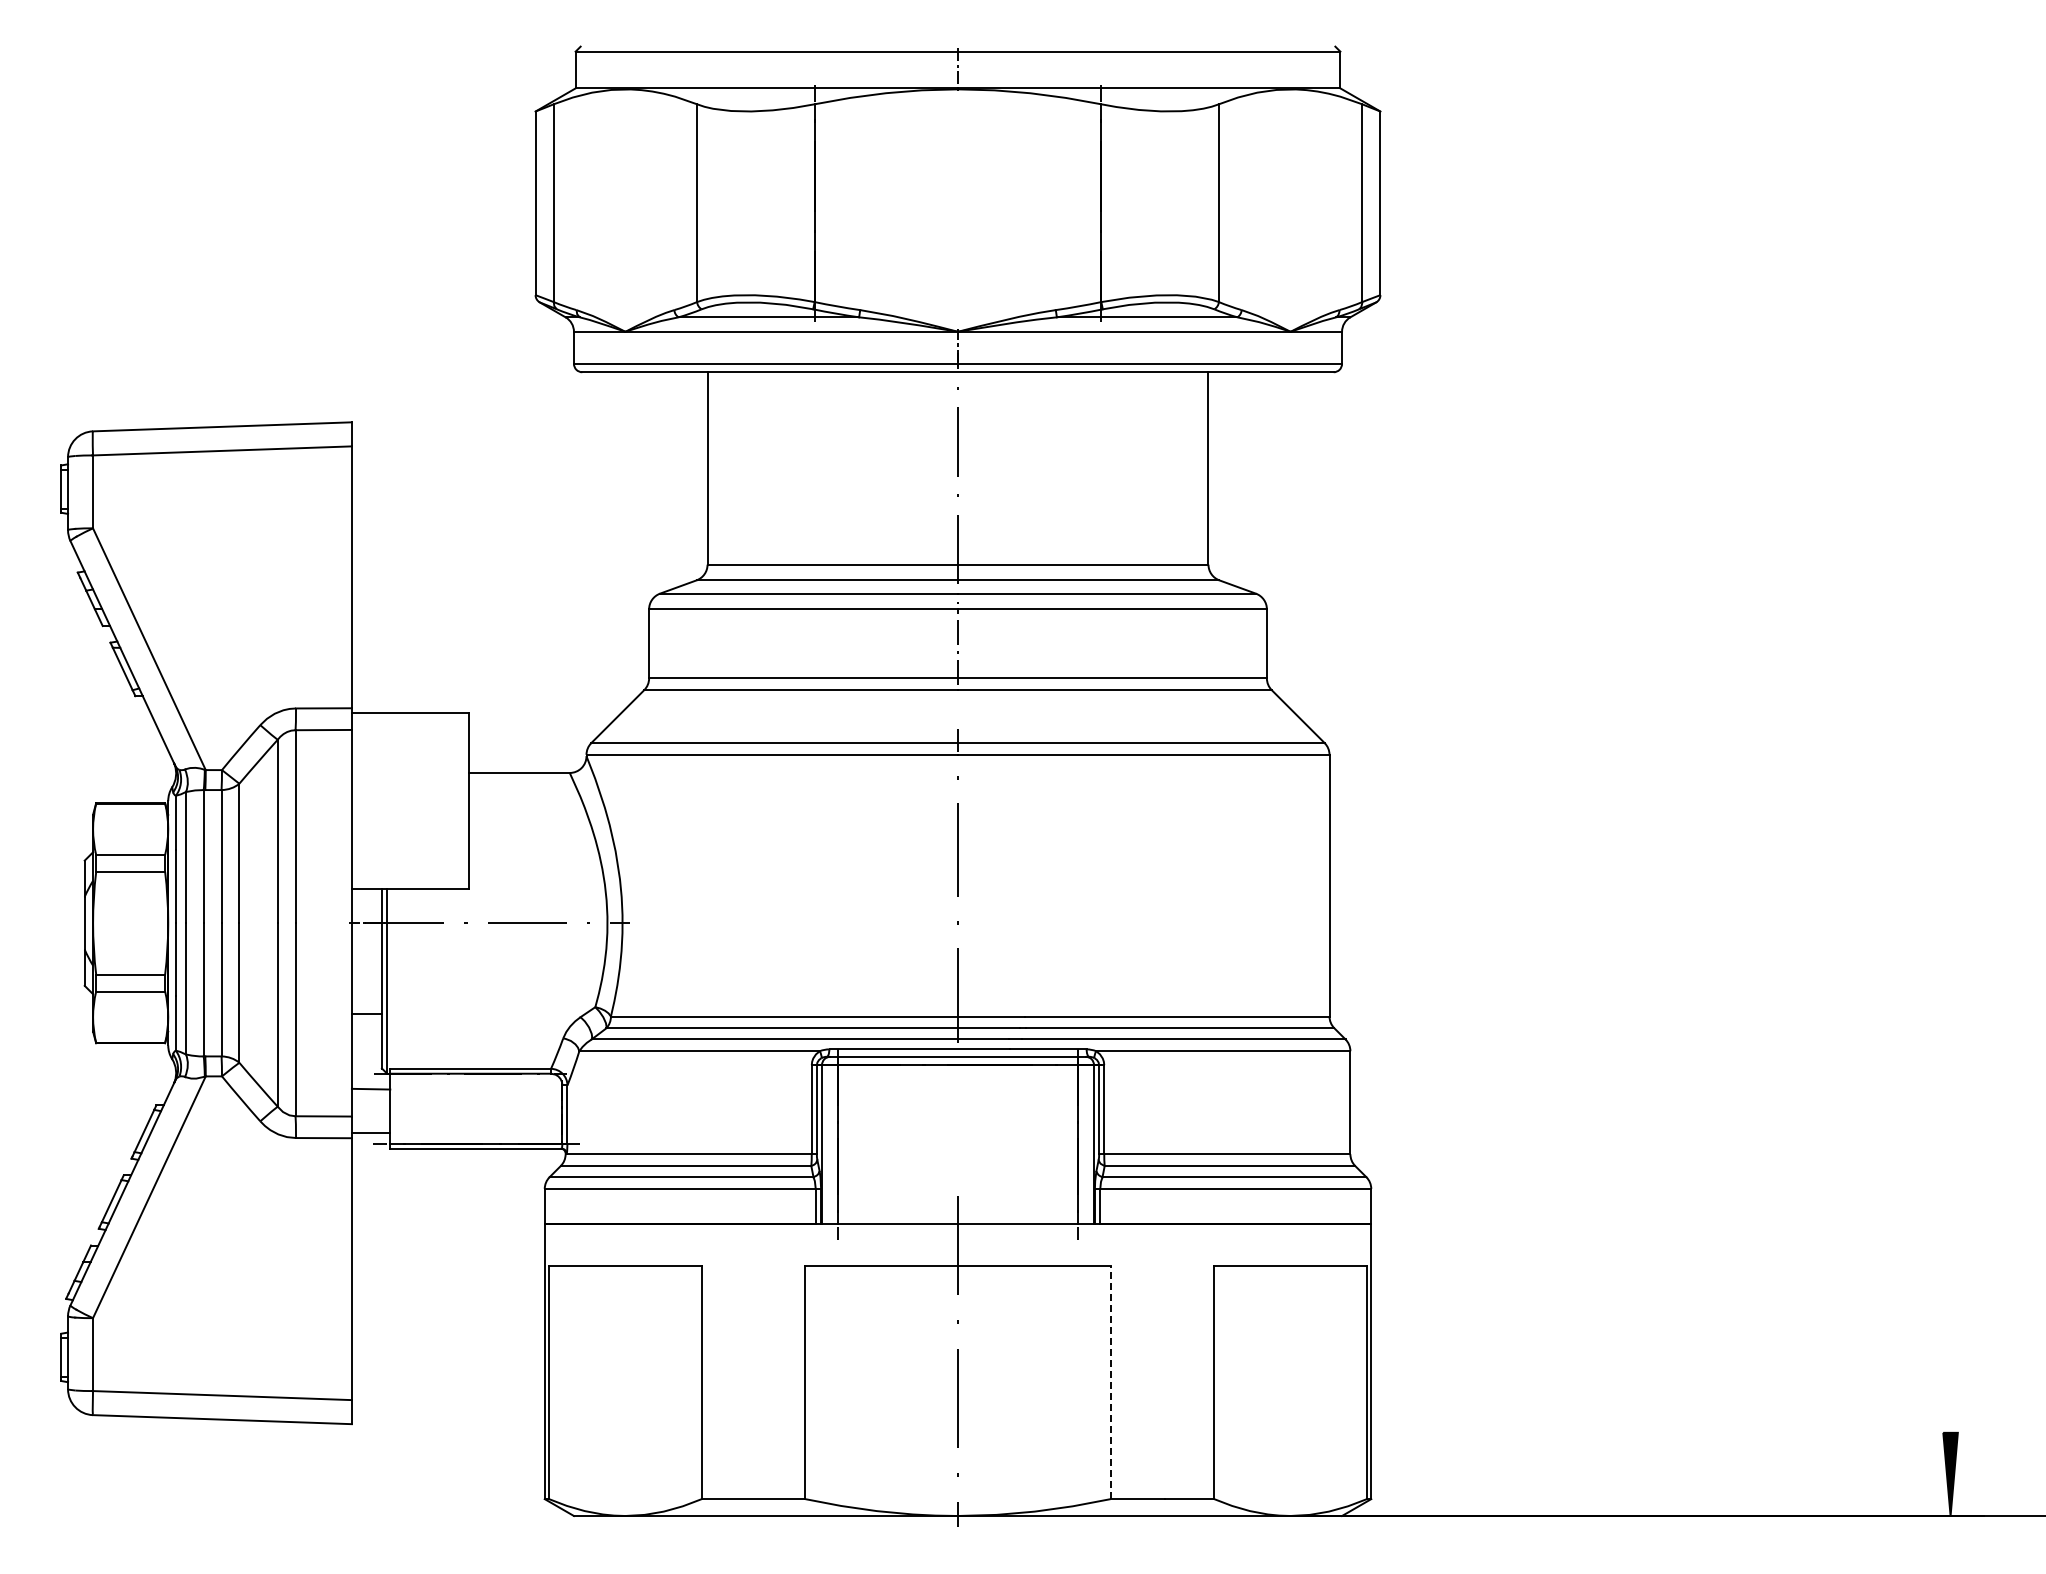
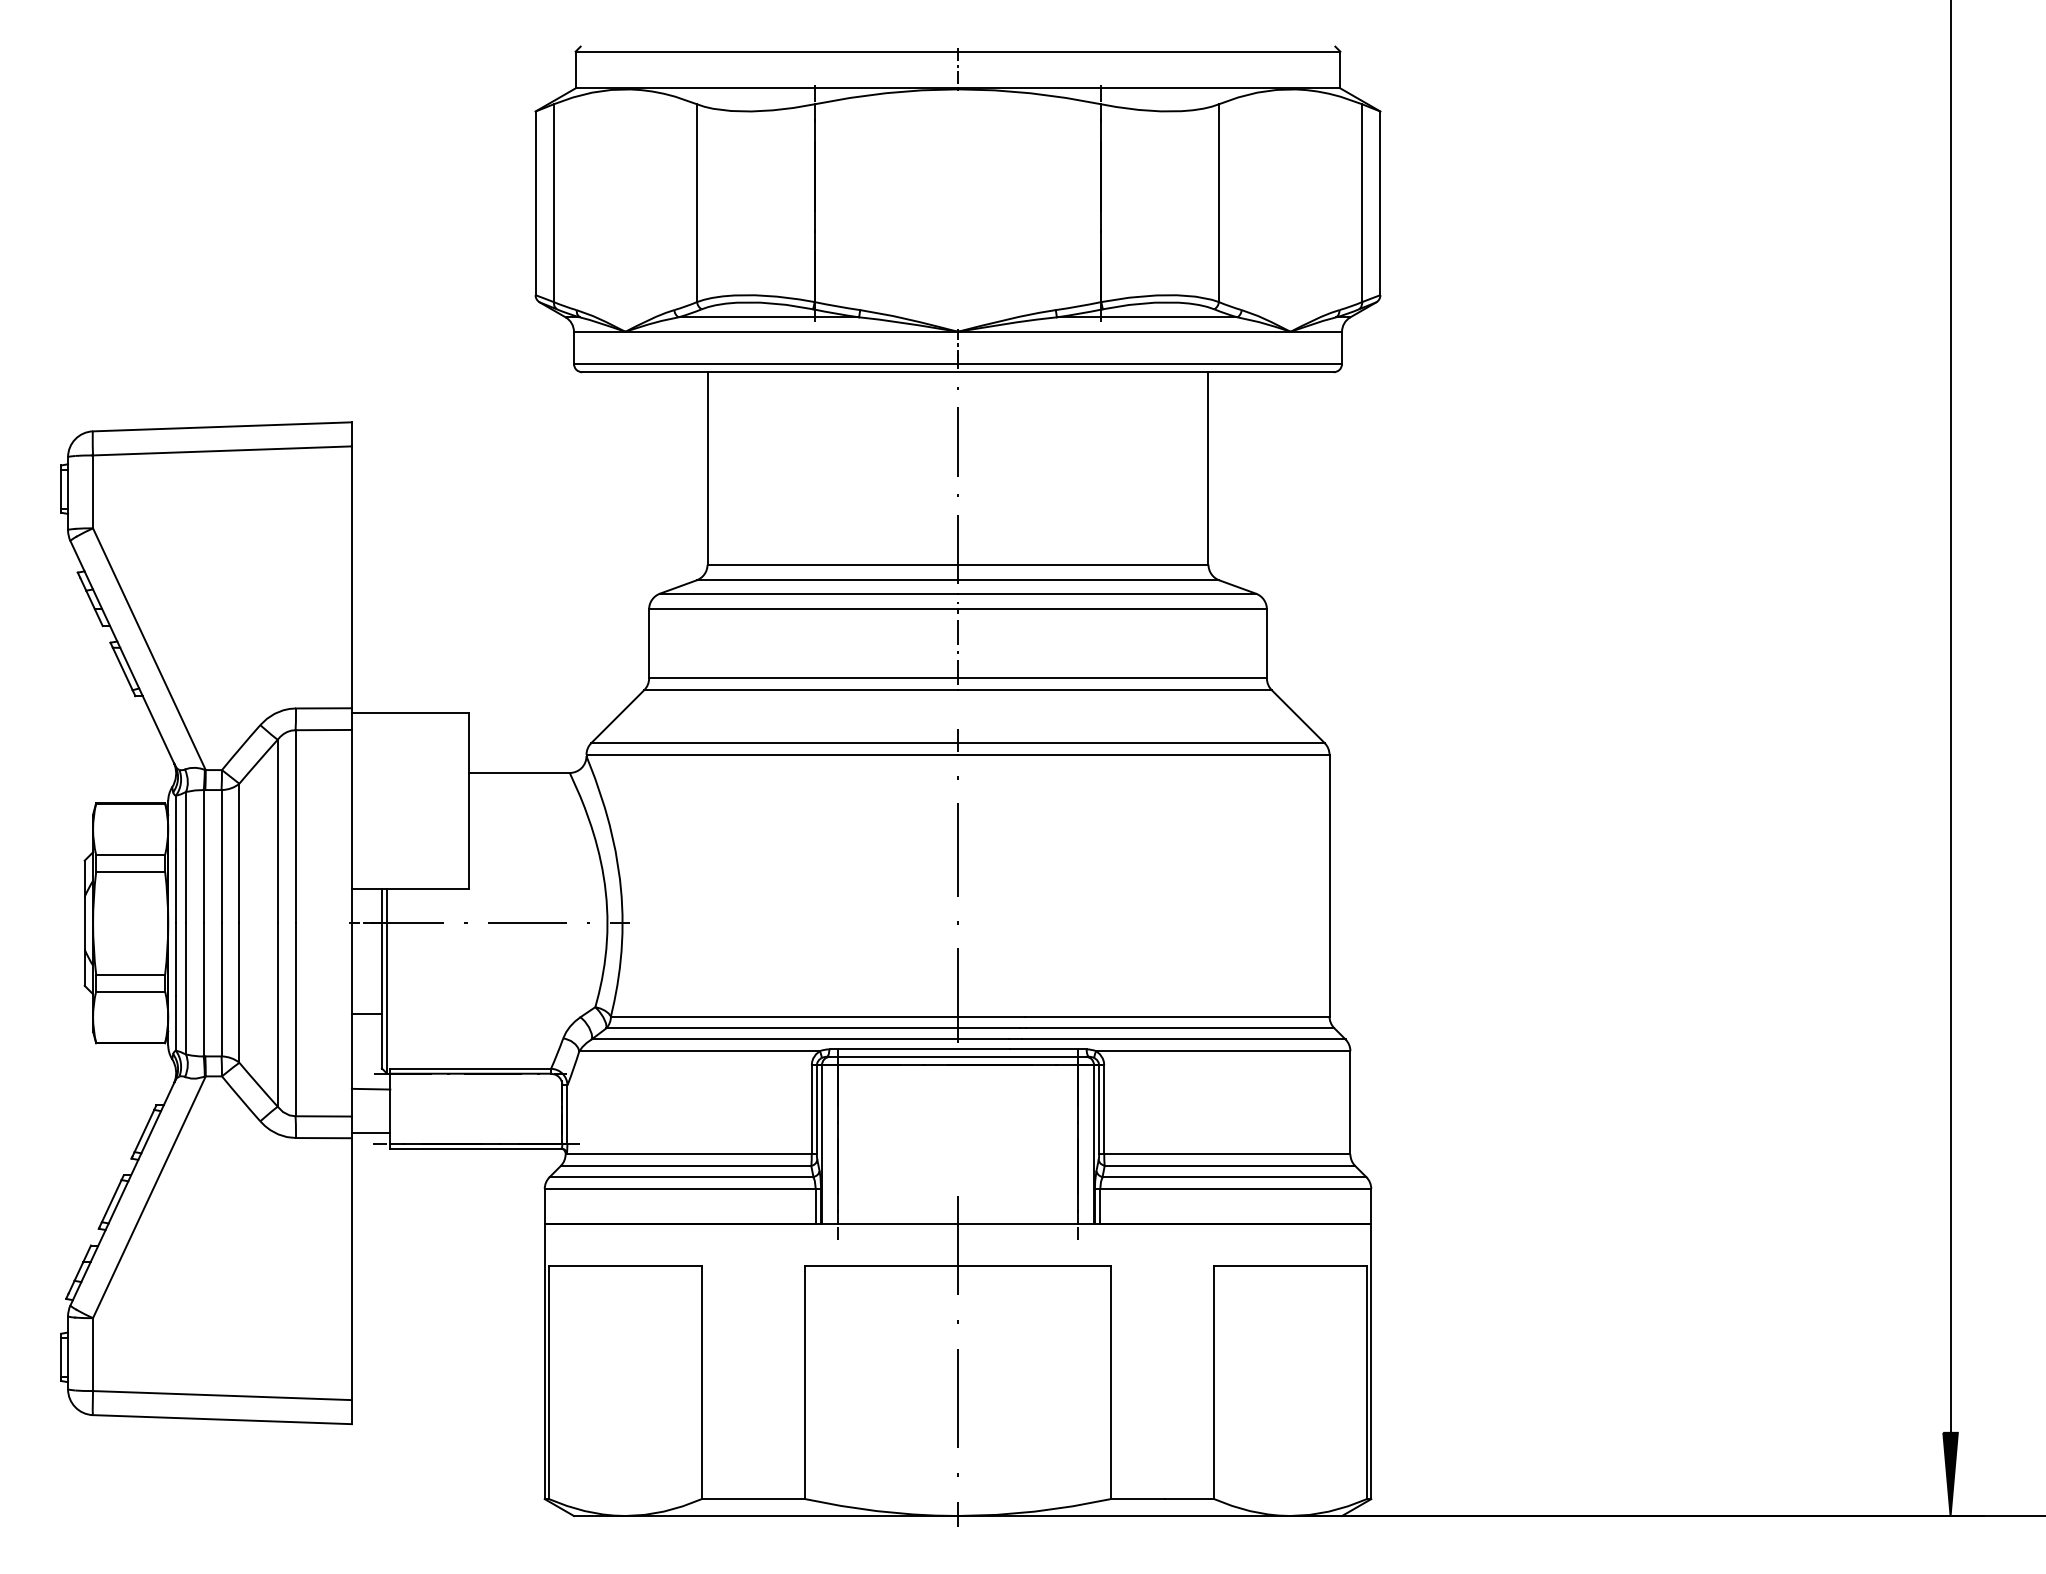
line: none -> present (1950, 717)
line: dashed -> solid (1110, 1382)
